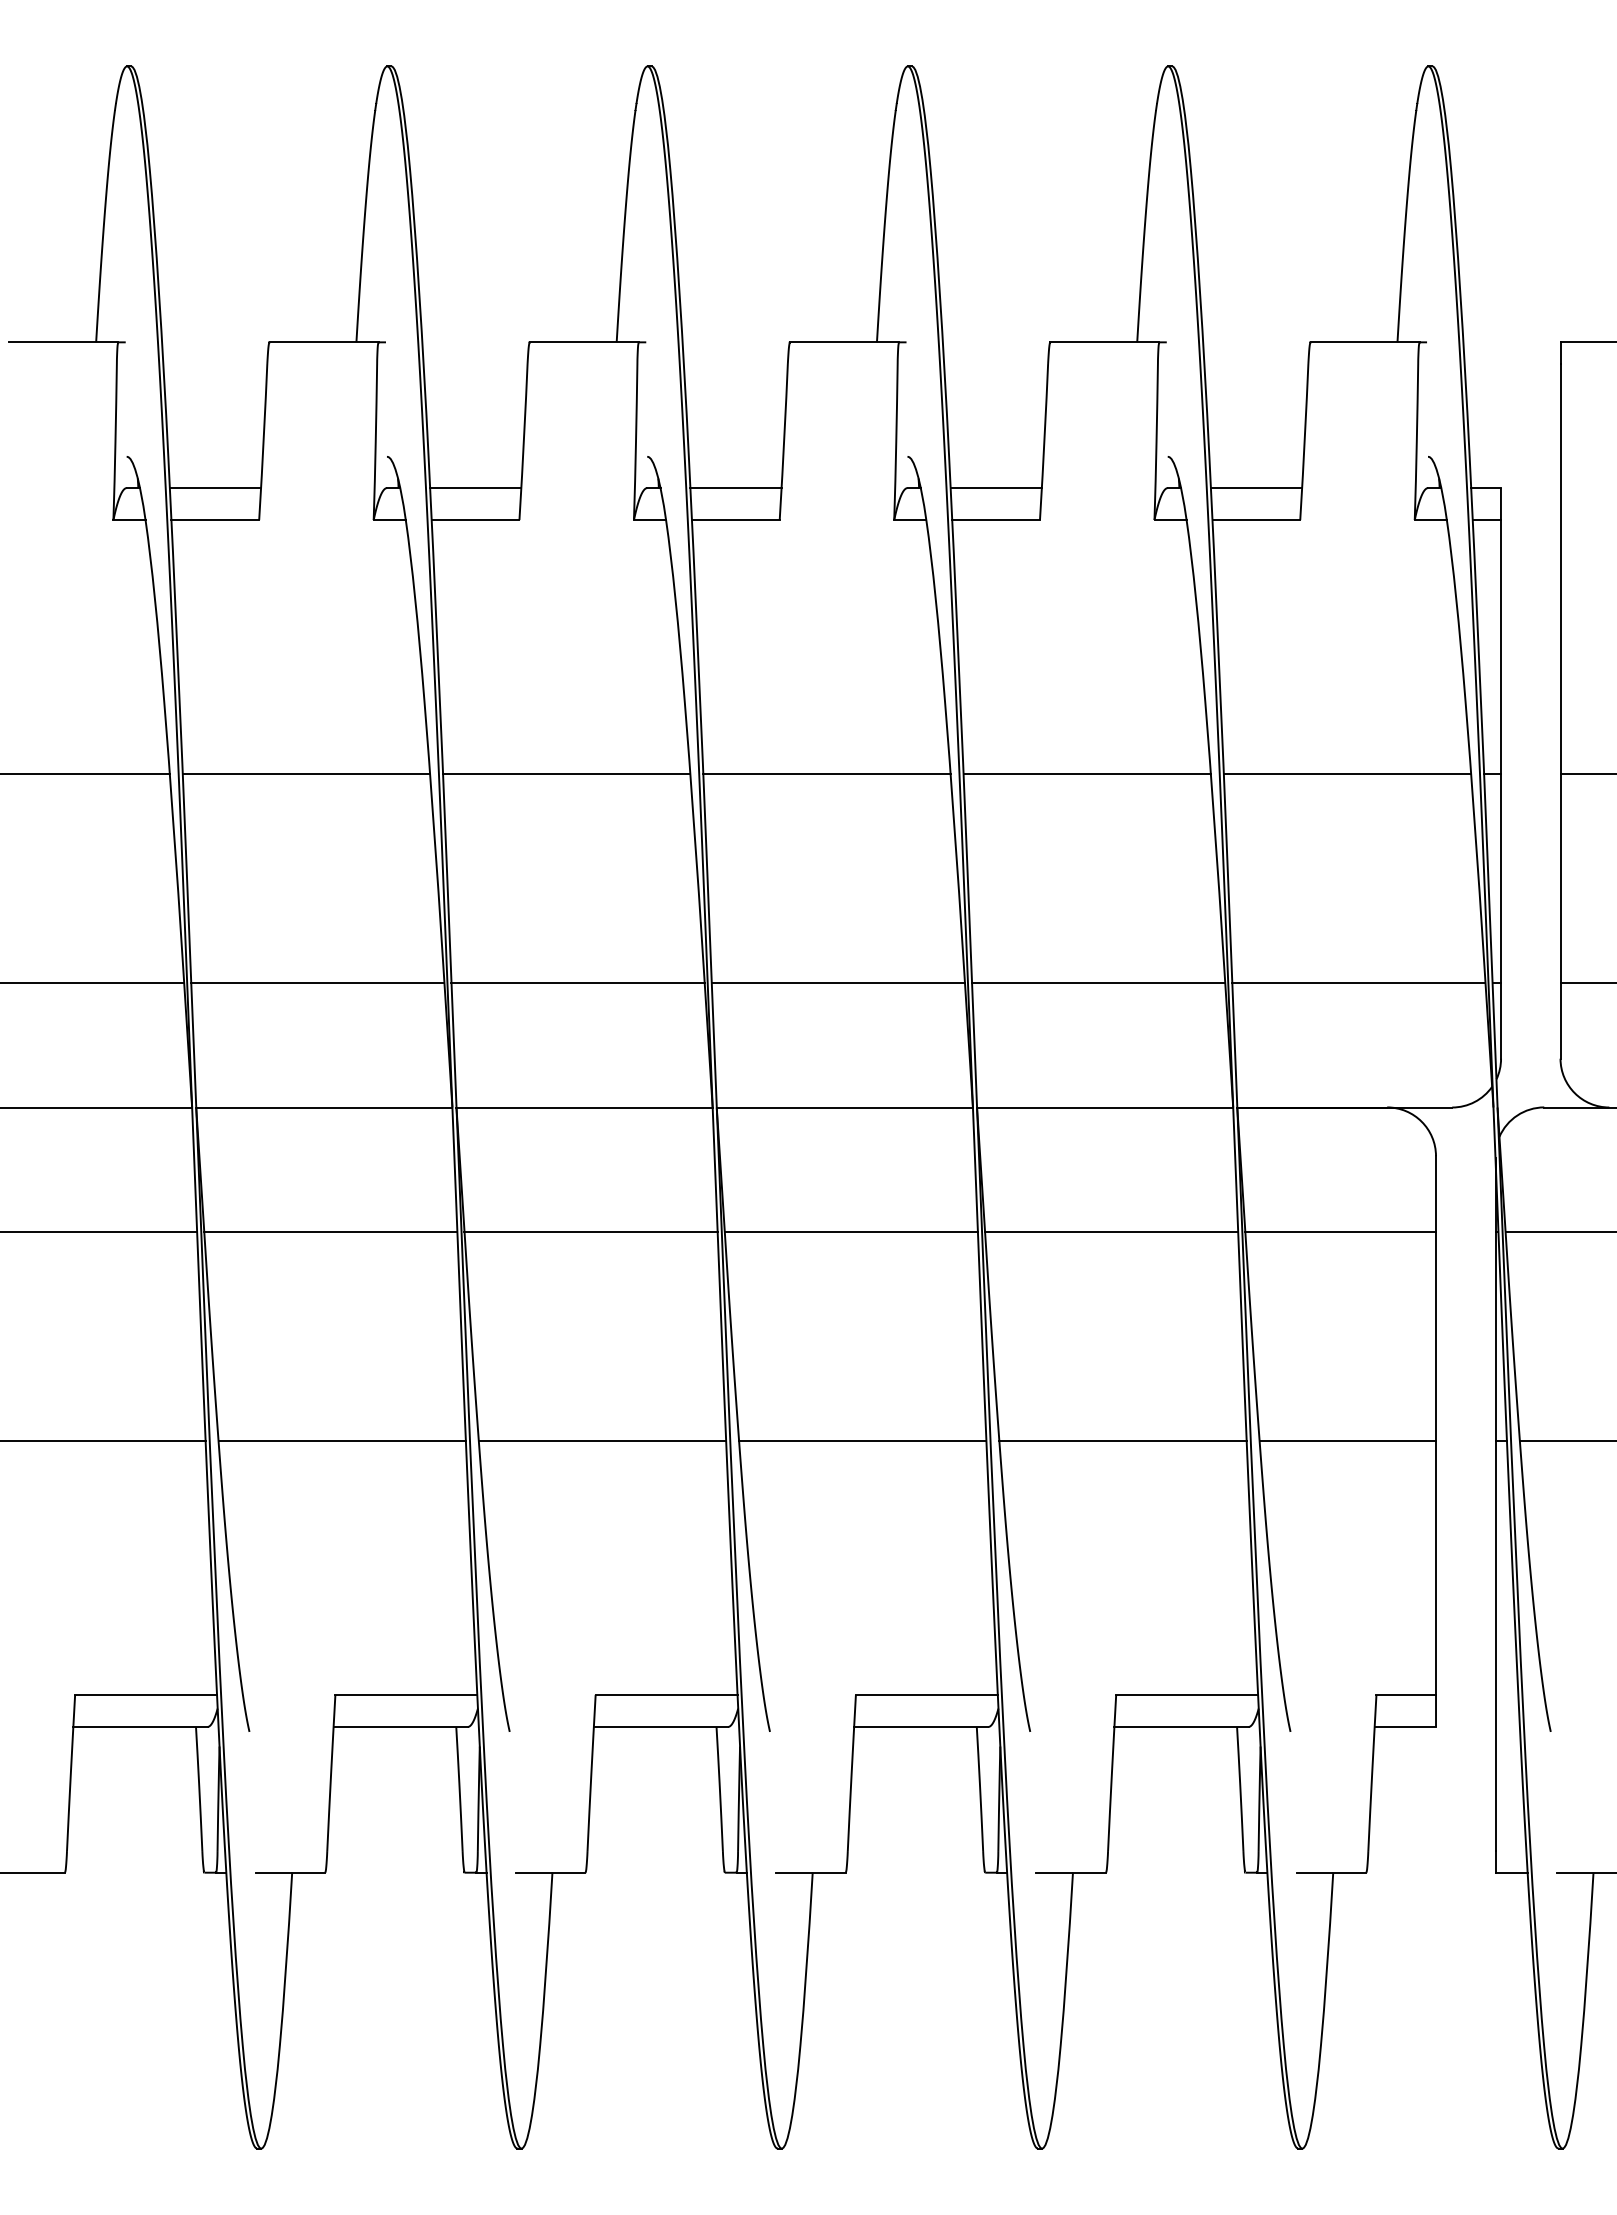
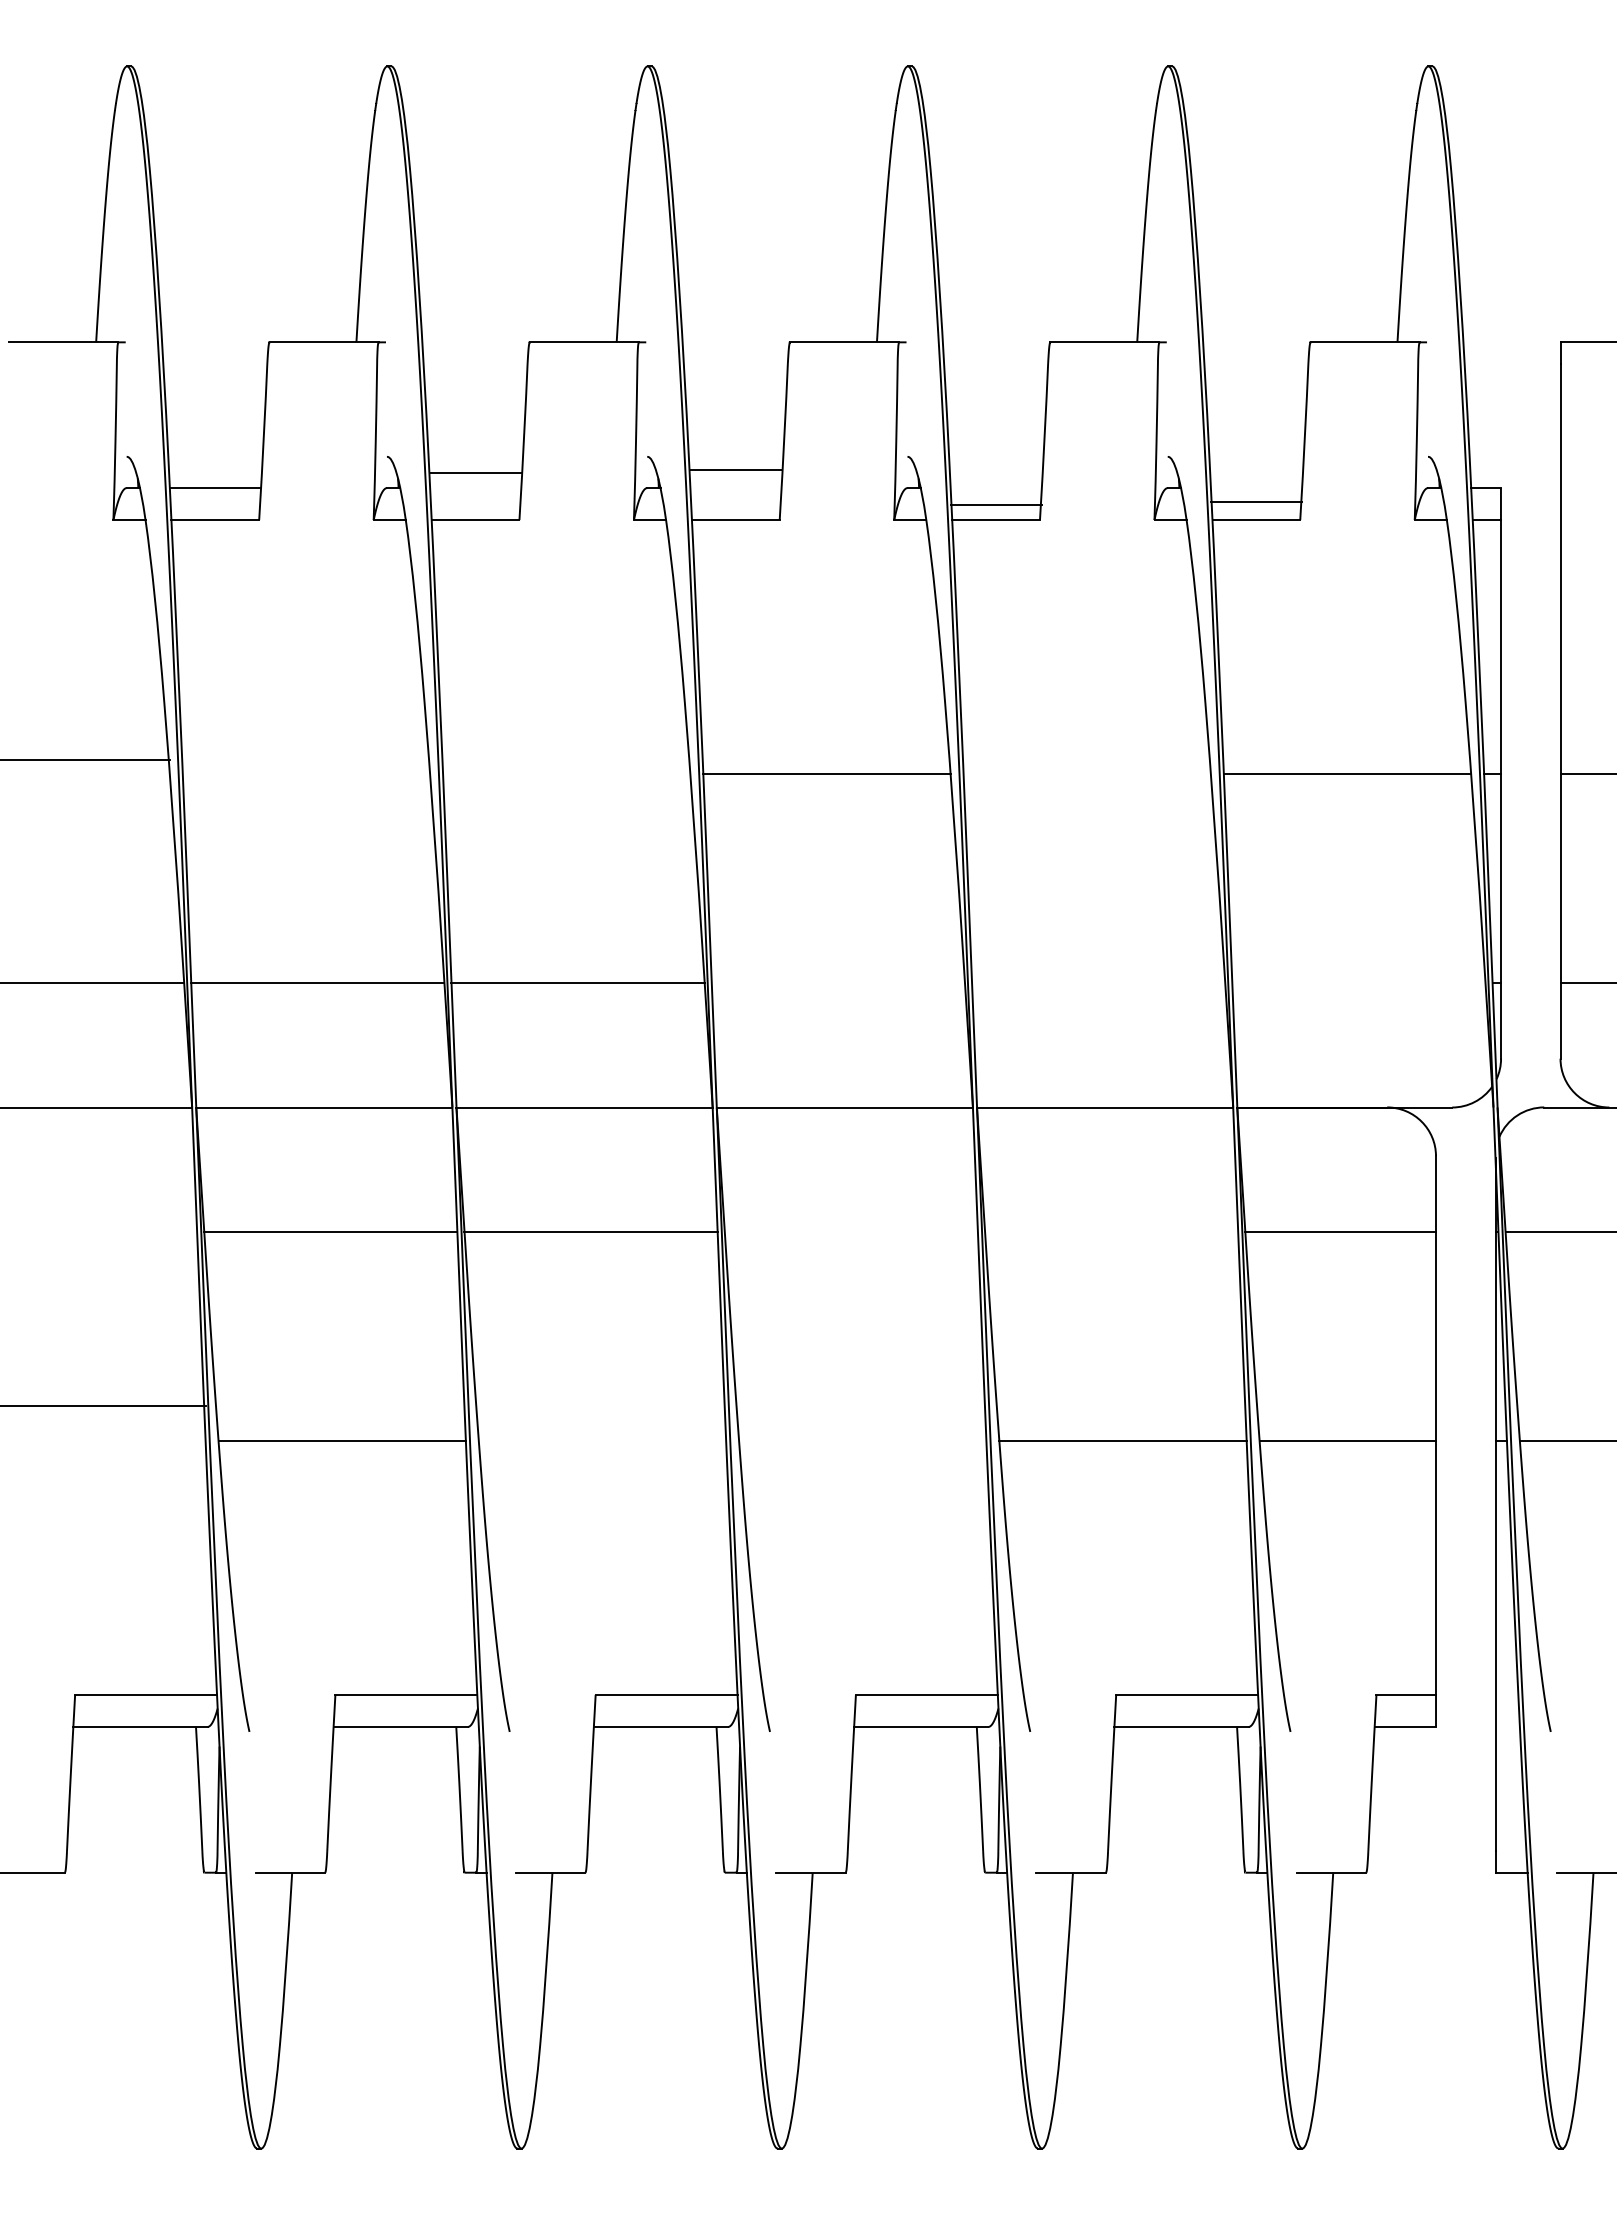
line position: (475, 488) -> (475, 473) (475, 473)
line position: (735, 488) -> (735, 470) (735, 470)
line position: (995, 488) -> (995, 505) (995, 505)
line position: (1256, 488) -> (1256, 502) (1256, 502)
line position: (85, 774) -> (85, 760) (85, 760)
line: present -> none (306, 774)
line: present -> none (566, 774)
line: present -> none (1086, 774)
line: present -> none (837, 982)
line: present -> none (1098, 982)
line: present -> none (1358, 982)
line: present -> none (99, 1232)
line: present -> none (850, 1232)
line: present -> none (1111, 1232)
line position: (103, 1440) -> (103, 1405) (103, 1405)
line: present -> none (602, 1440)
line: present -> none (862, 1440)
